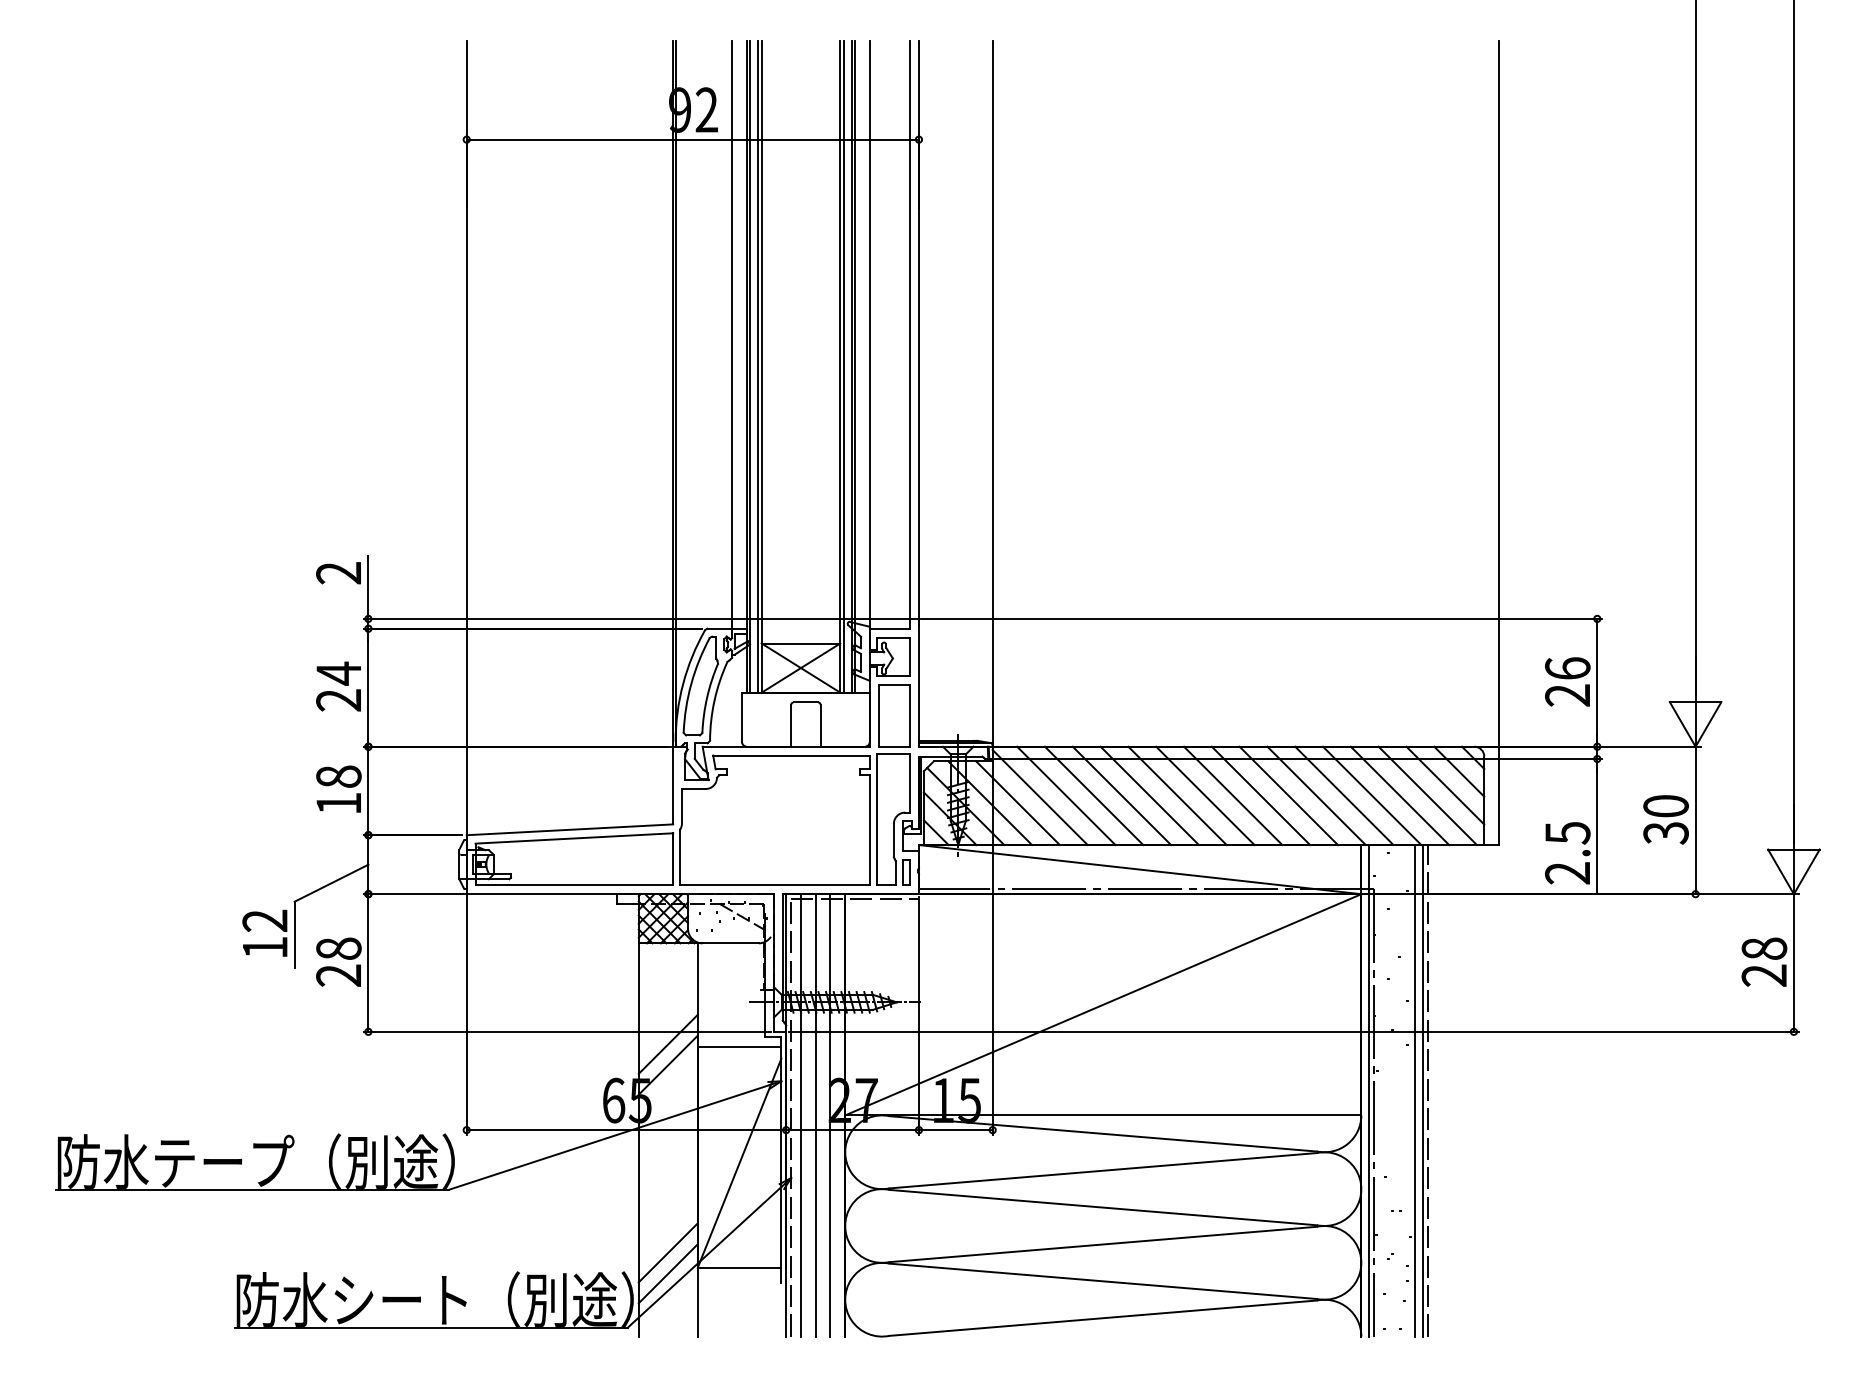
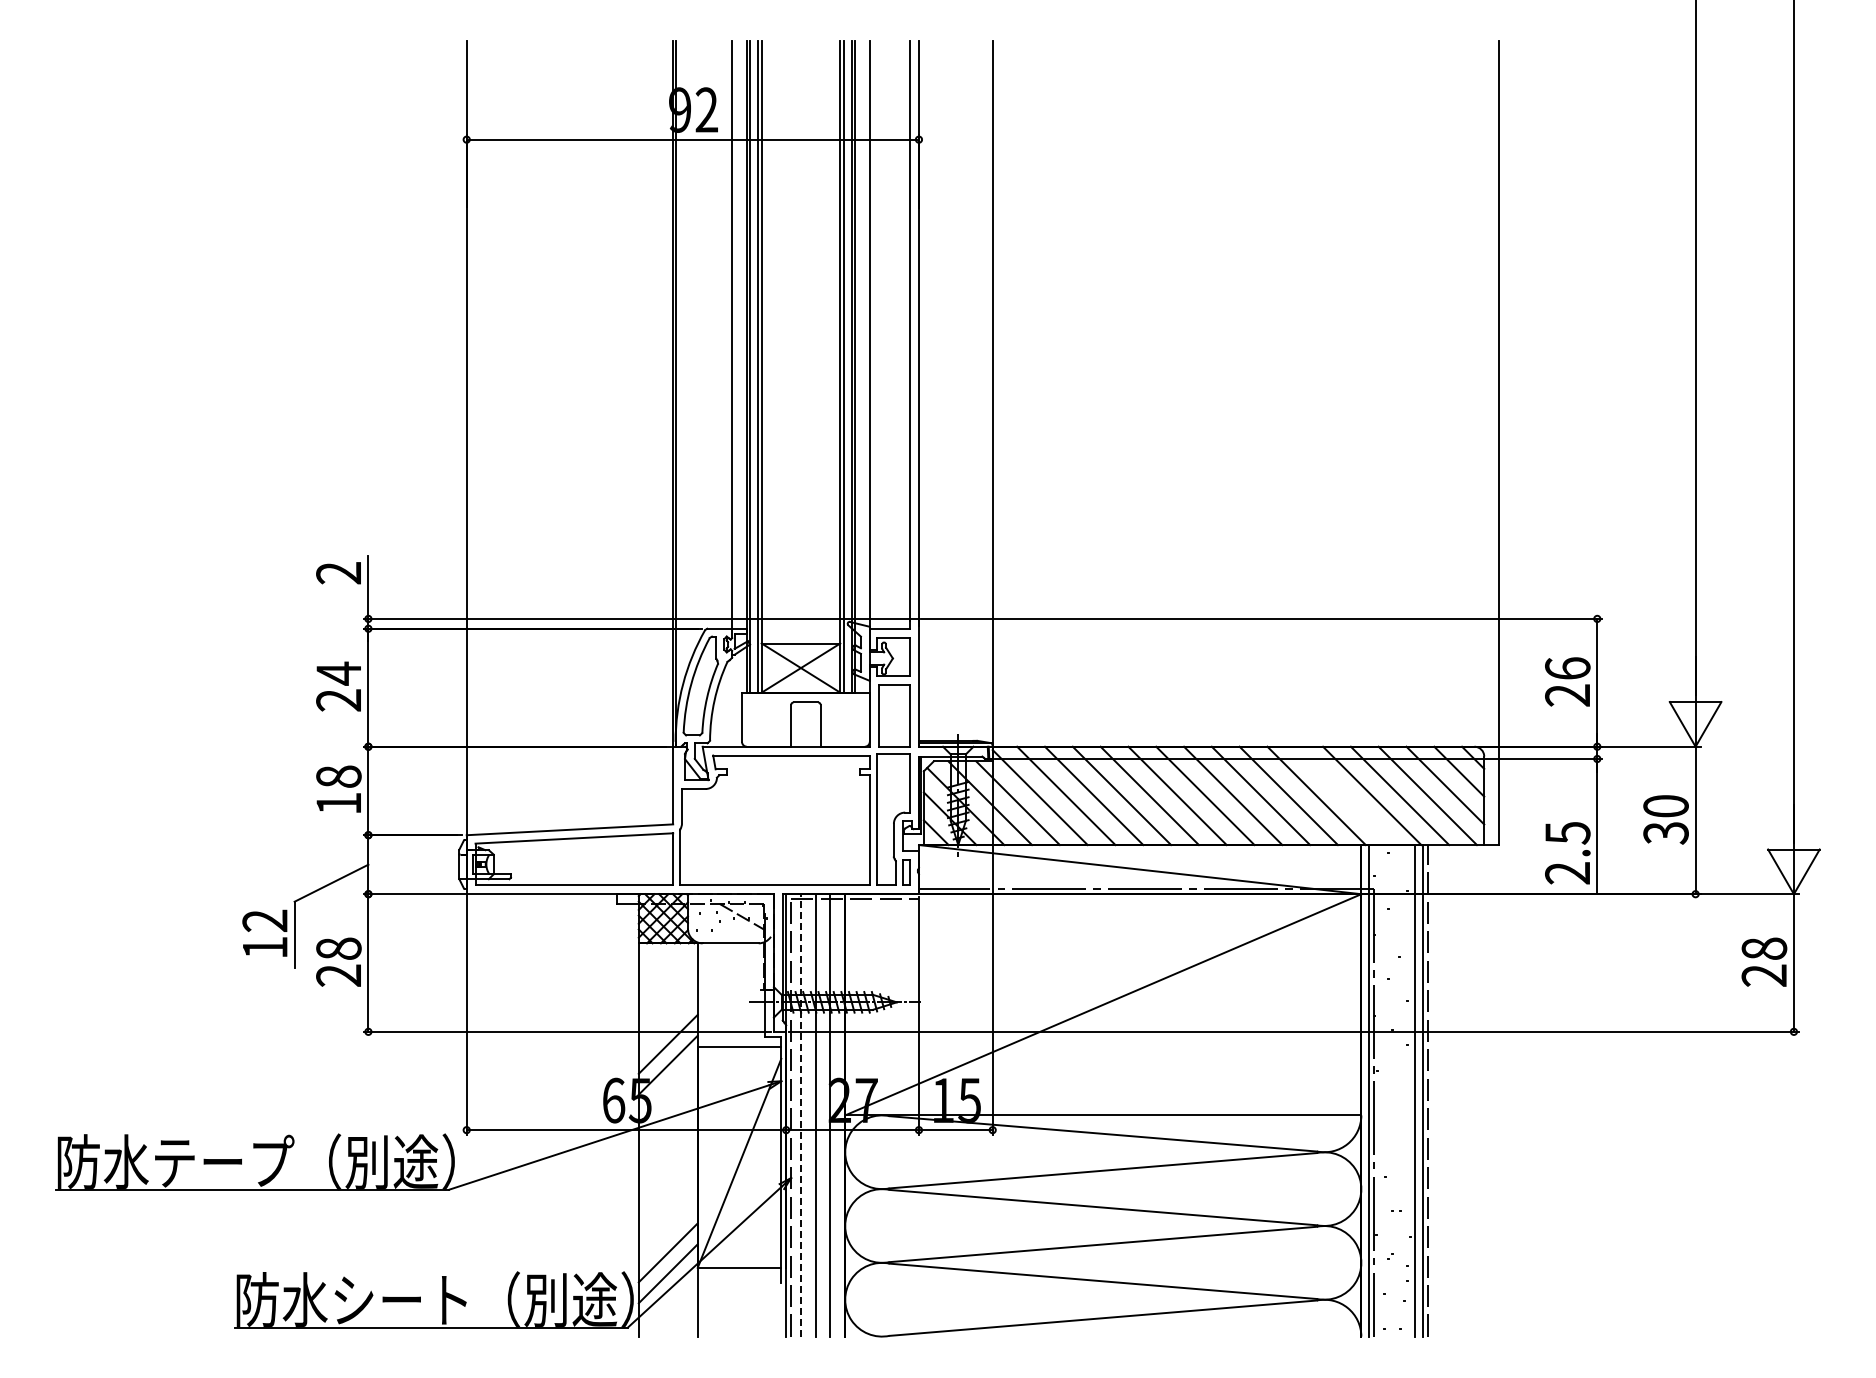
line: present -> none (1344, 795)
line: solid -> dashed (800, 1114)
